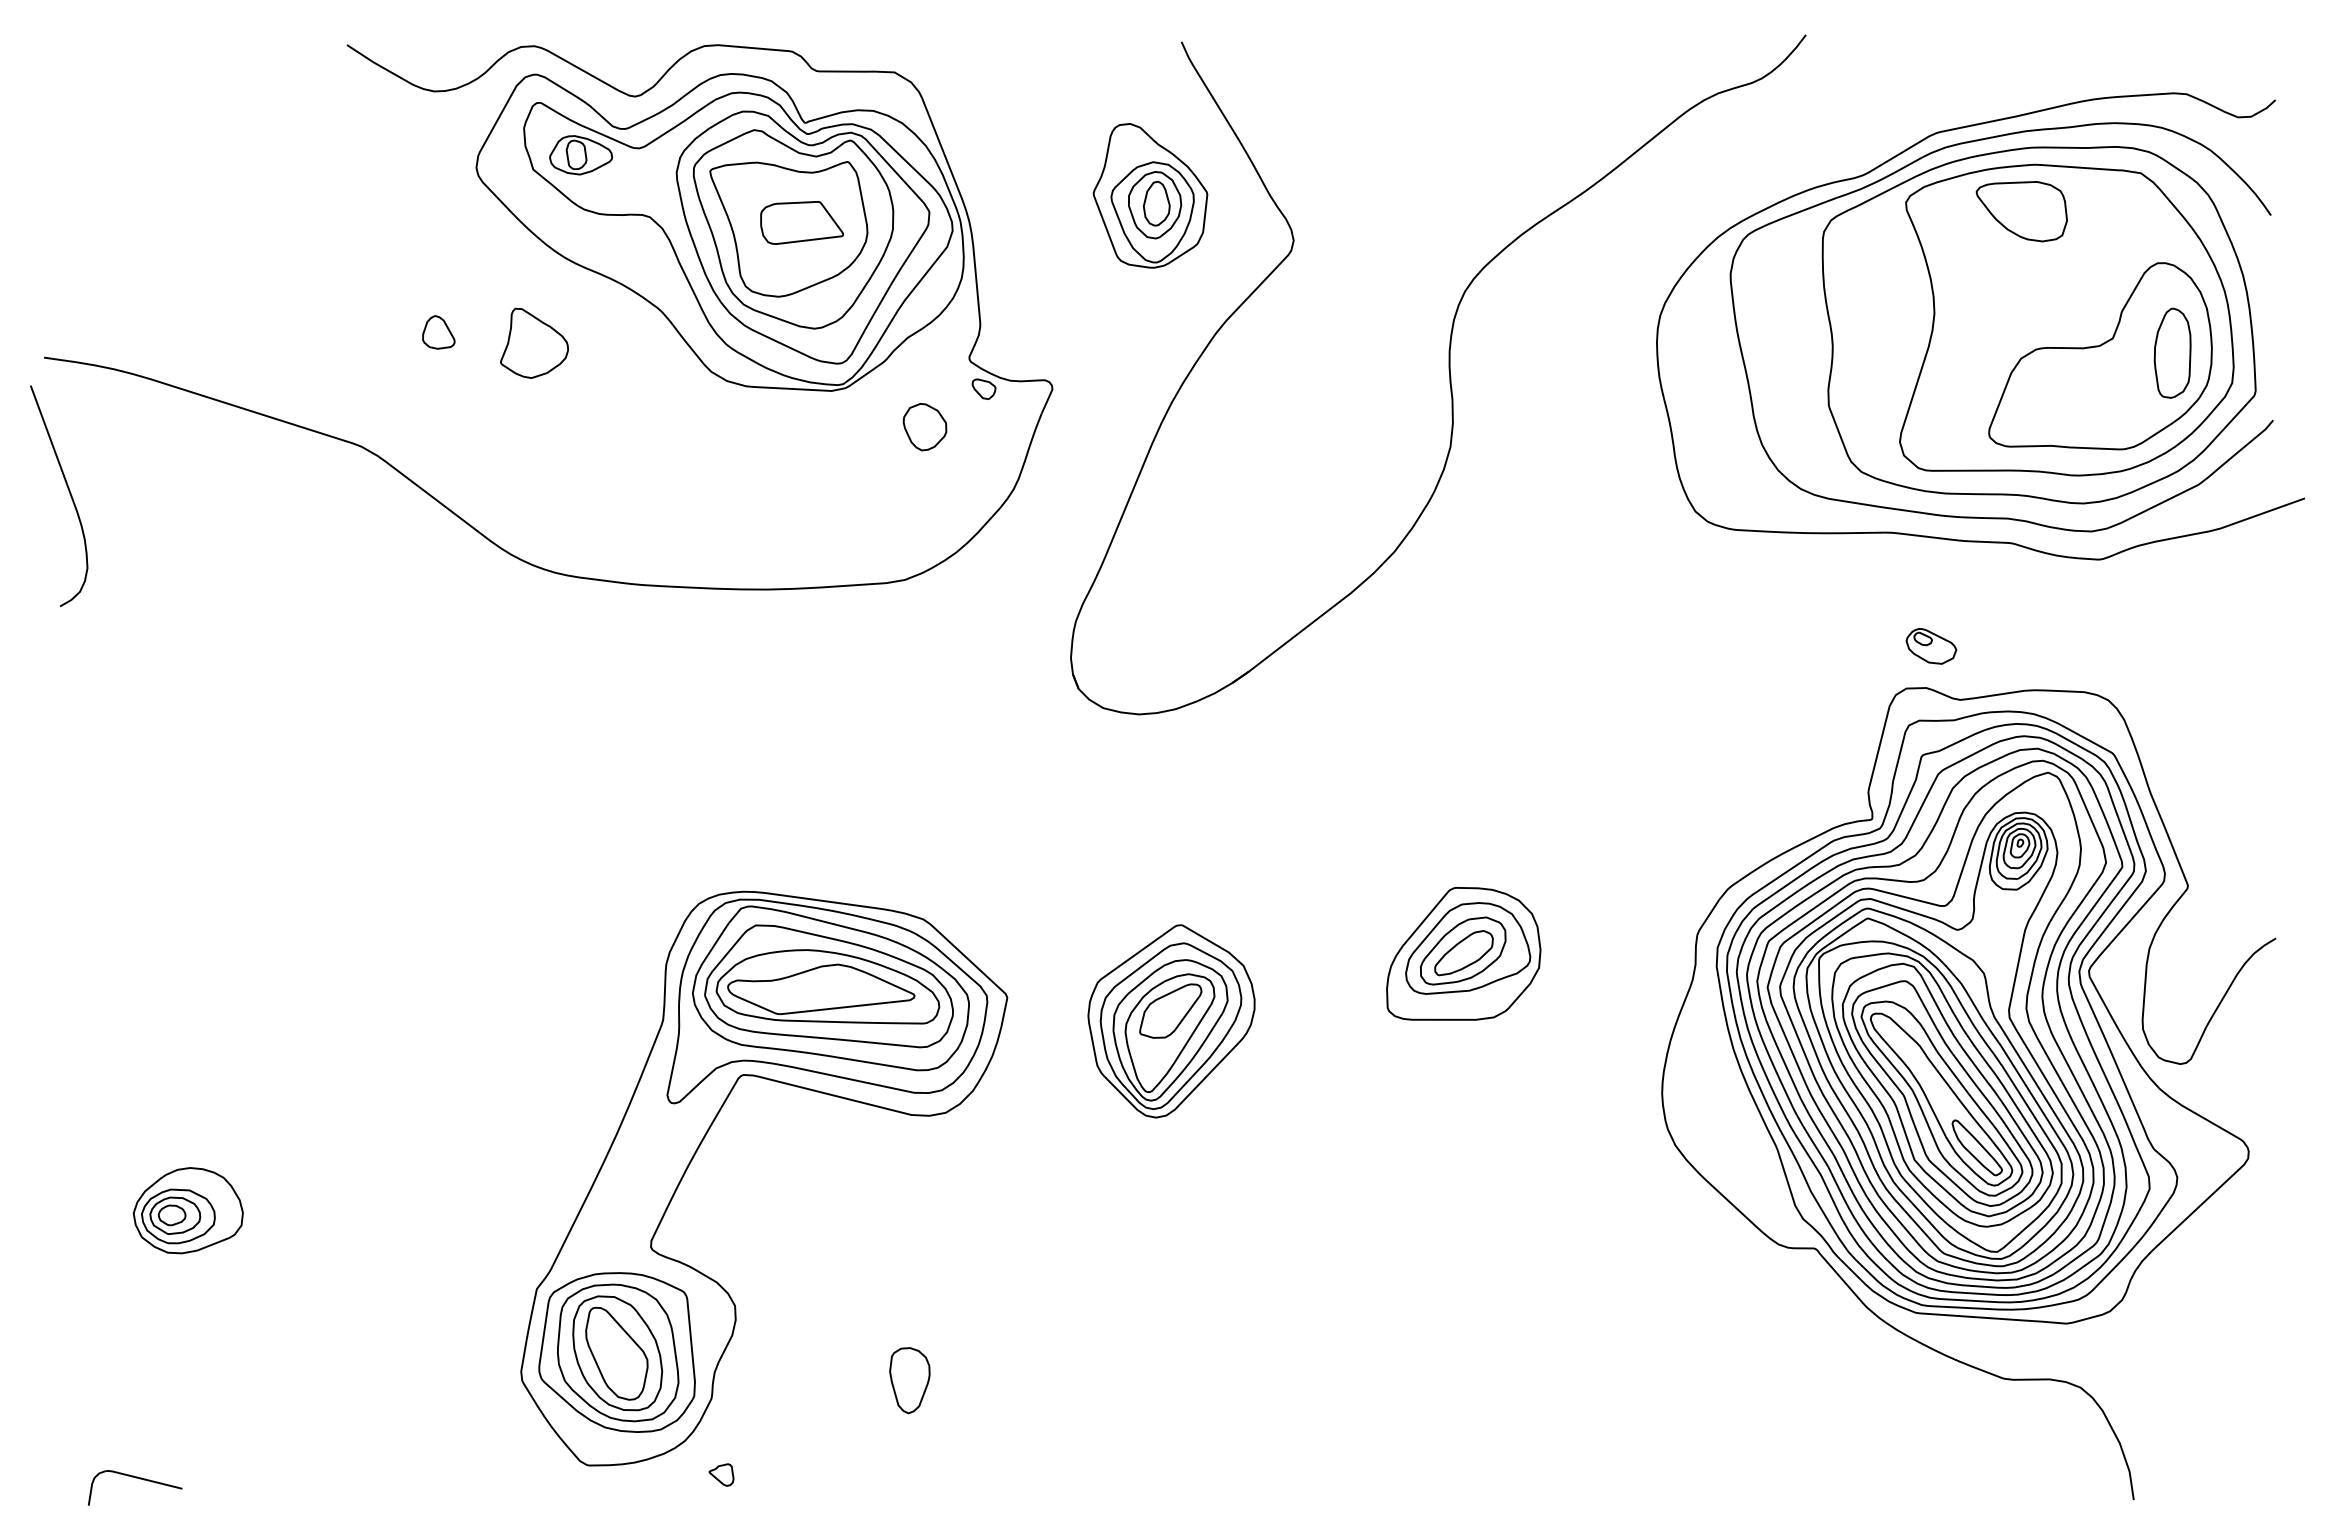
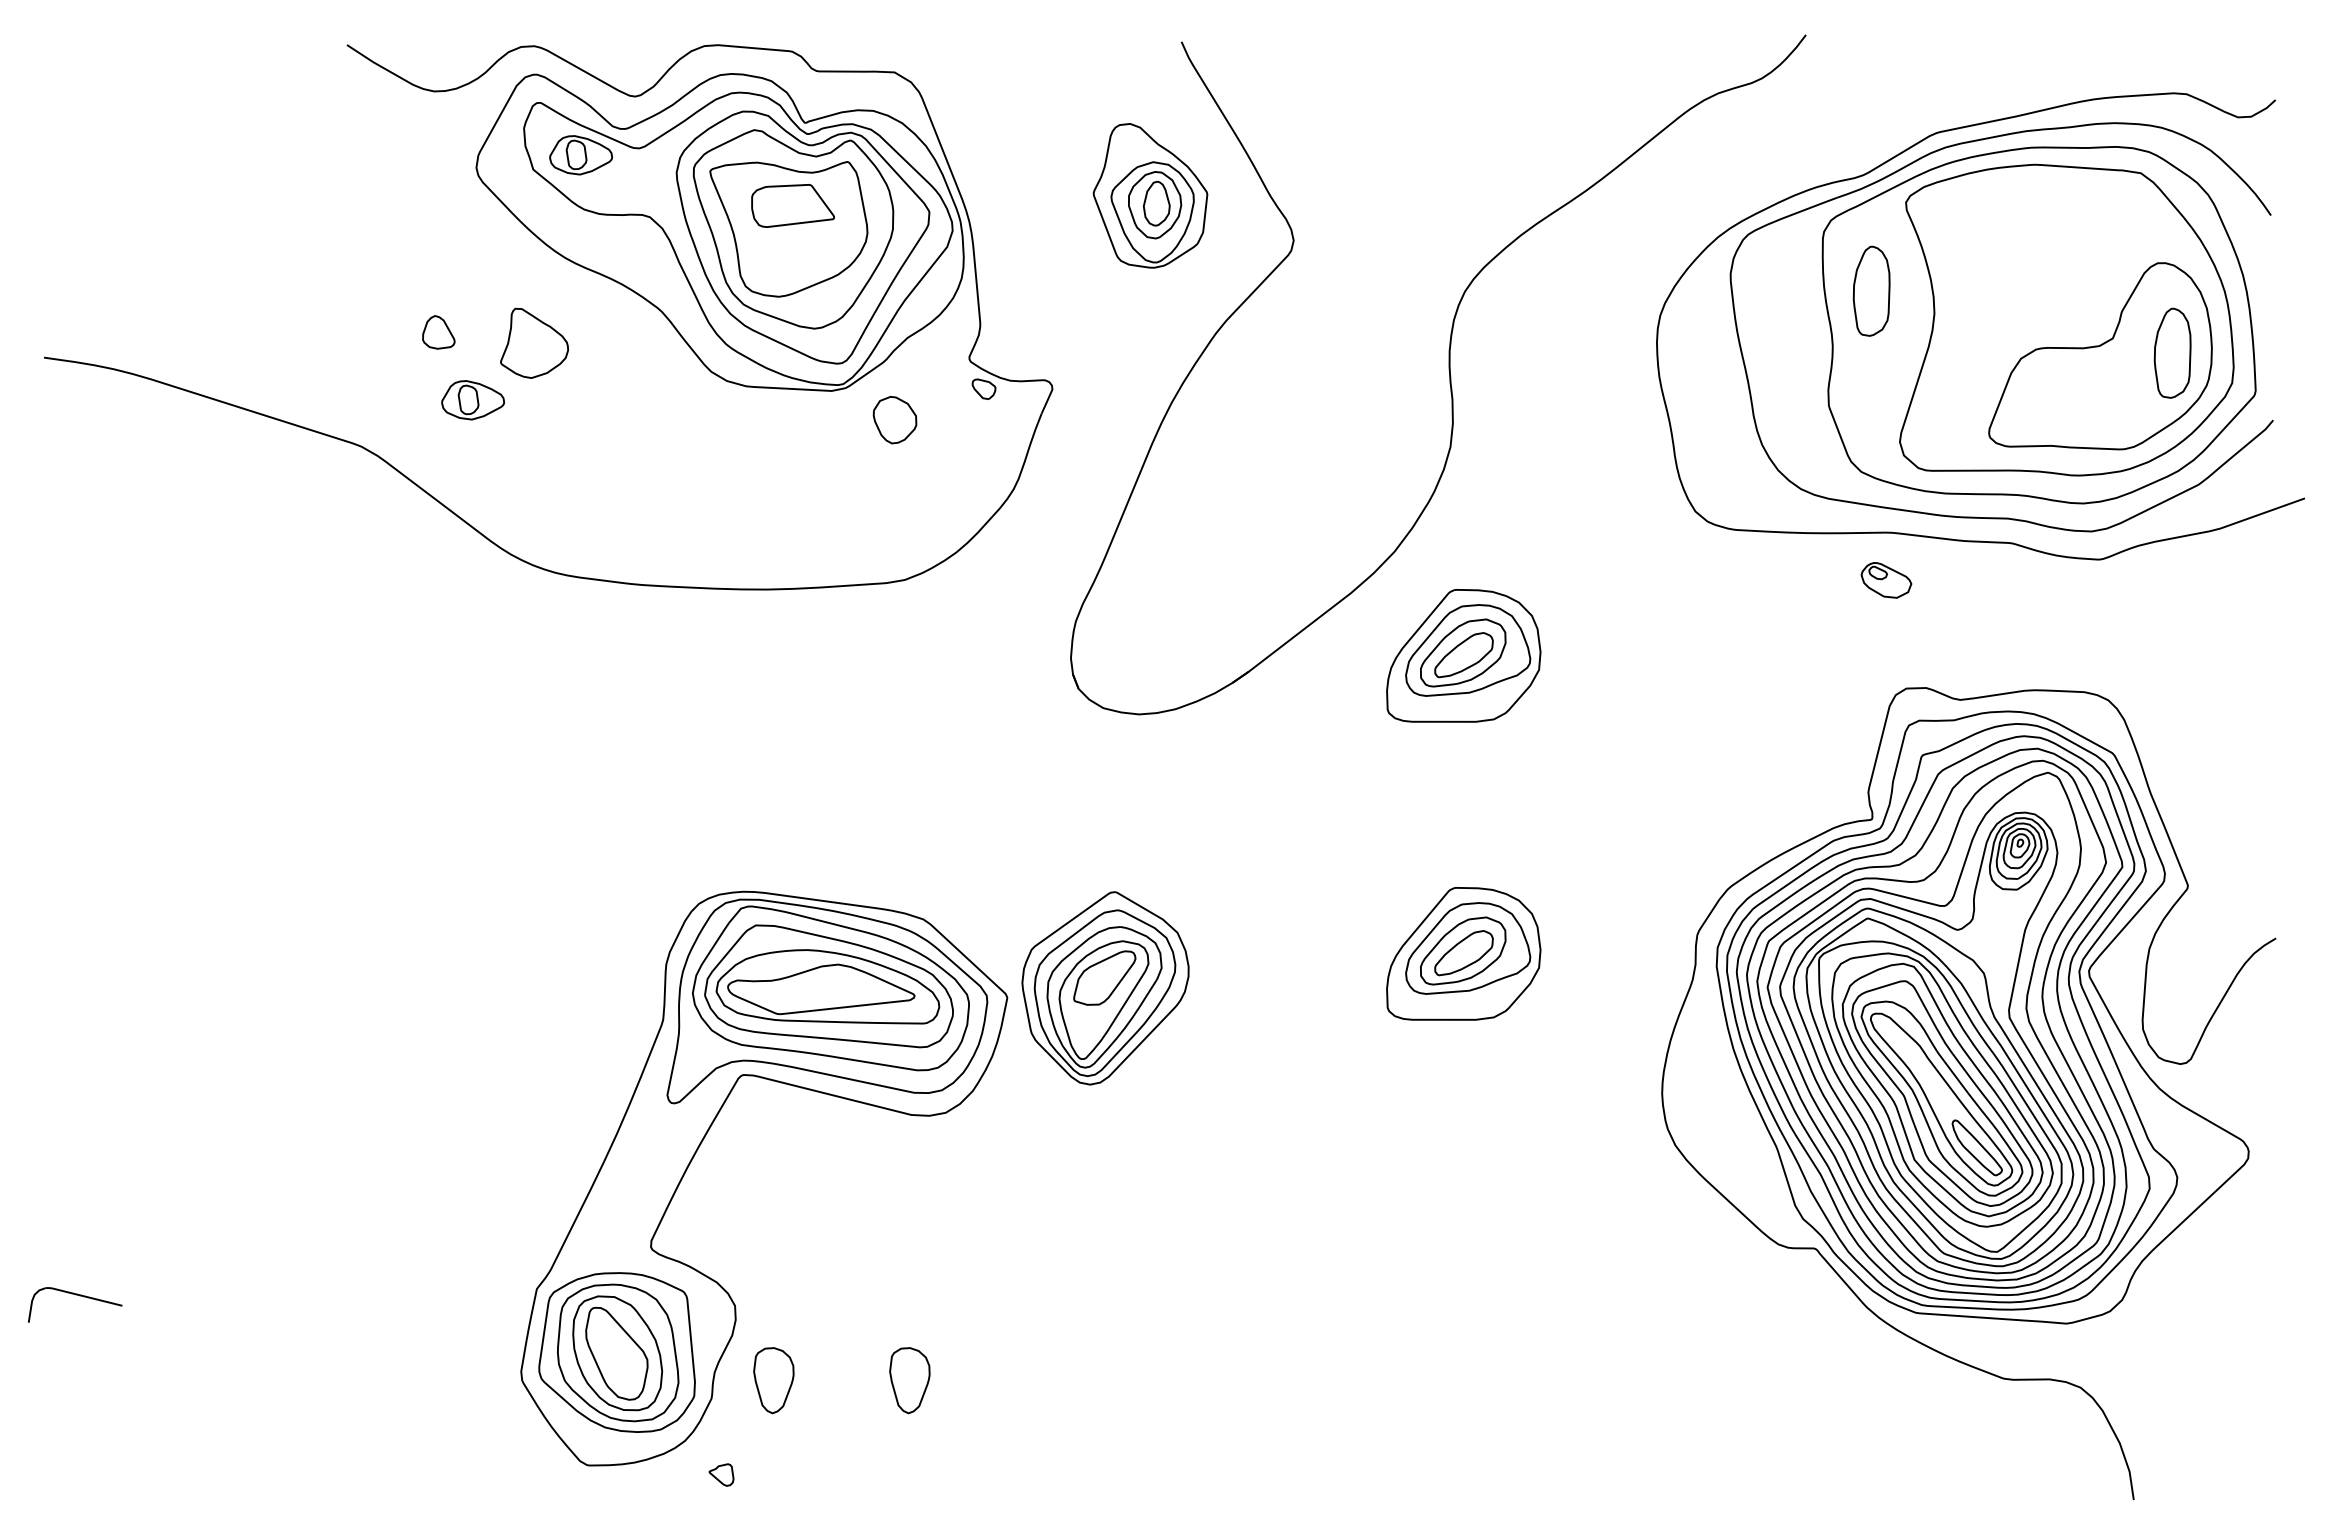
part: present -> none (2021, 211)
part position: (801, 222) -> (792, 205) (792, 205)
part: none -> present (1871, 290)
part: none -> present (473, 400)
part position: (924, 427) -> (894, 420) (894, 420)
curve: present -> none (69, 494)
part position: (1931, 646) -> (1886, 580) (1886, 580)
part: none -> present (1463, 655)
part position: (1171, 1021) -> (1105, 988) (1105, 988)
part: present -> none (187, 1210)
part: none -> present (773, 1380)
part position: (139, 1479) -> (79, 1296) (79, 1296)
